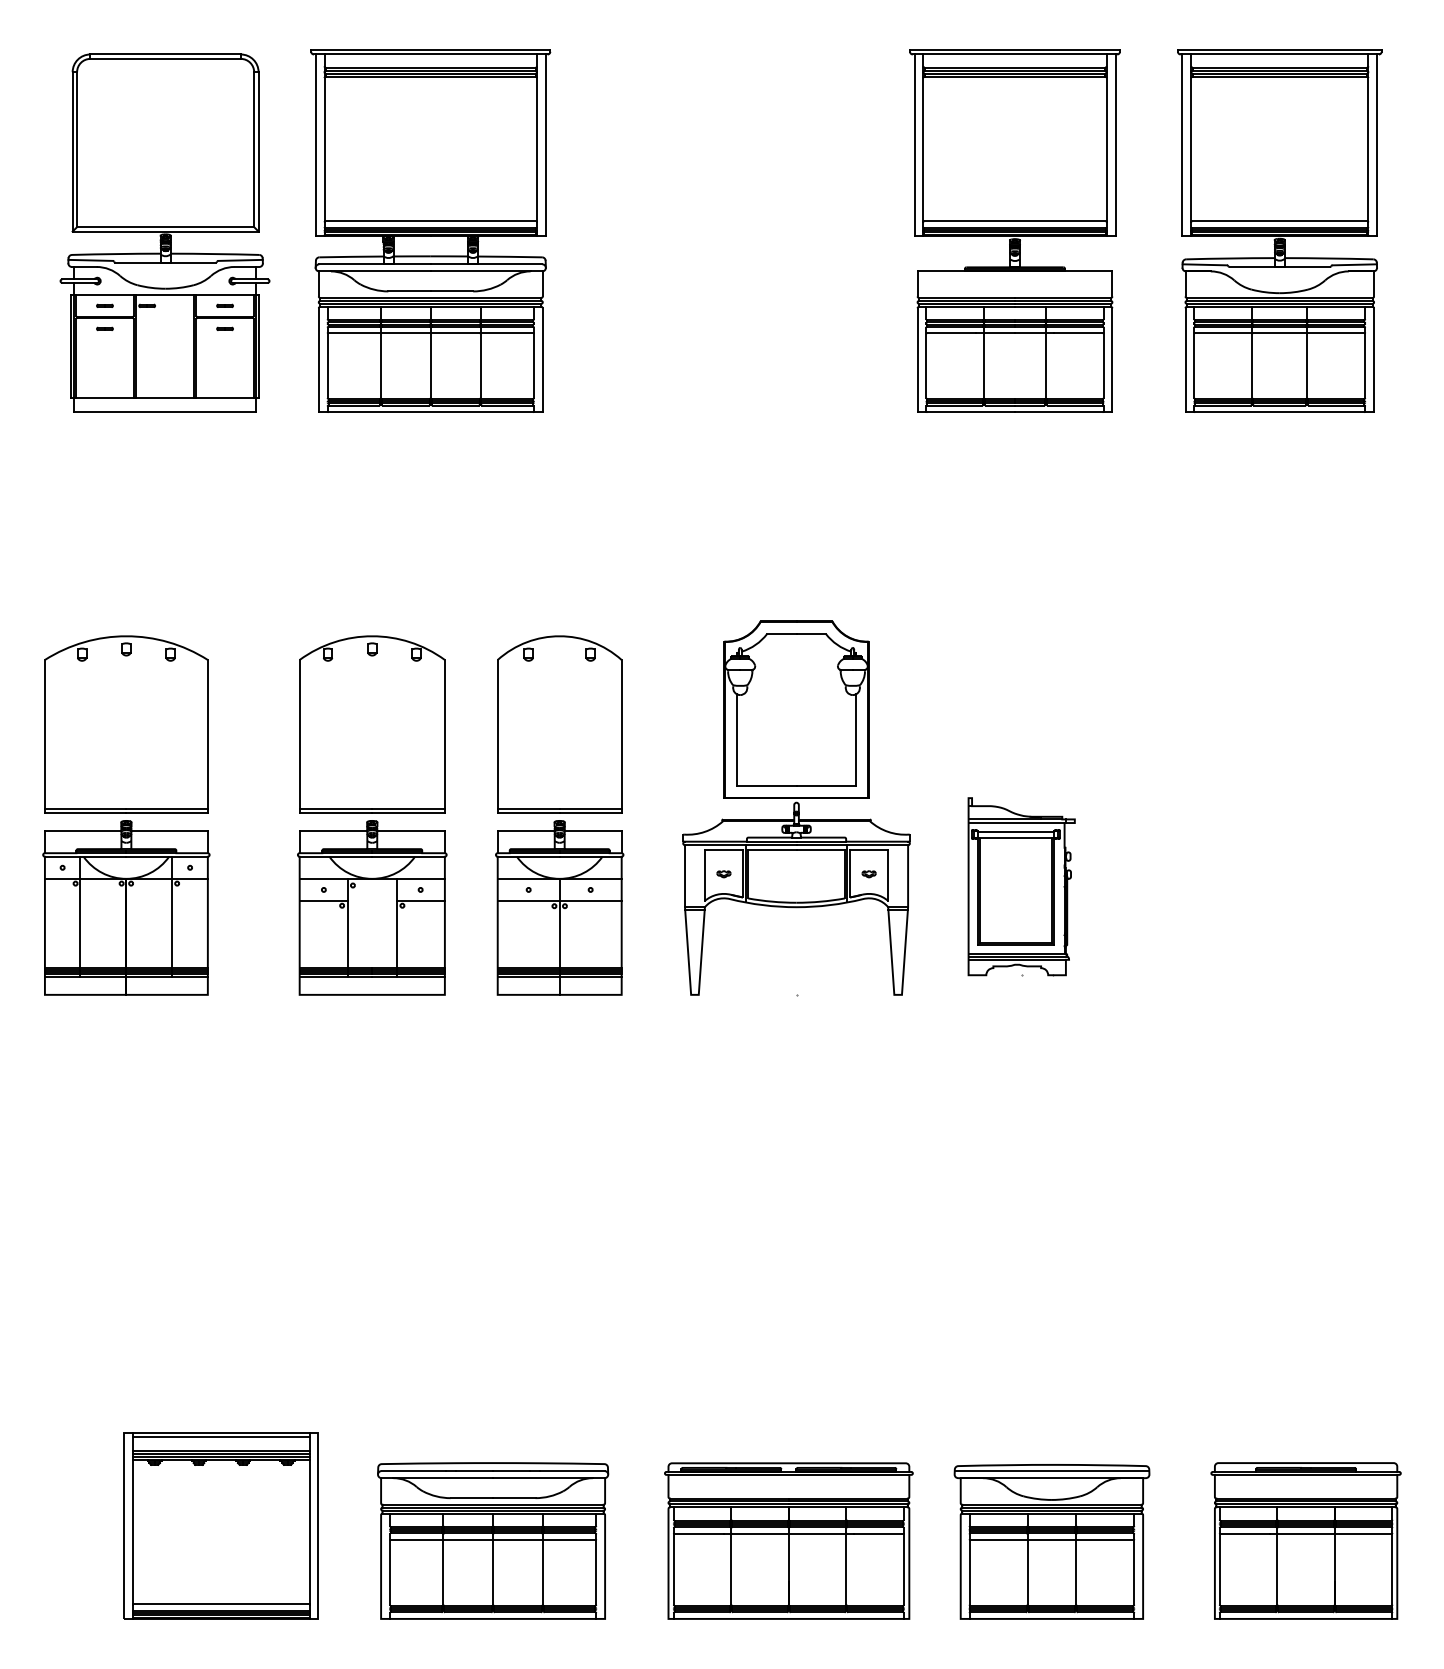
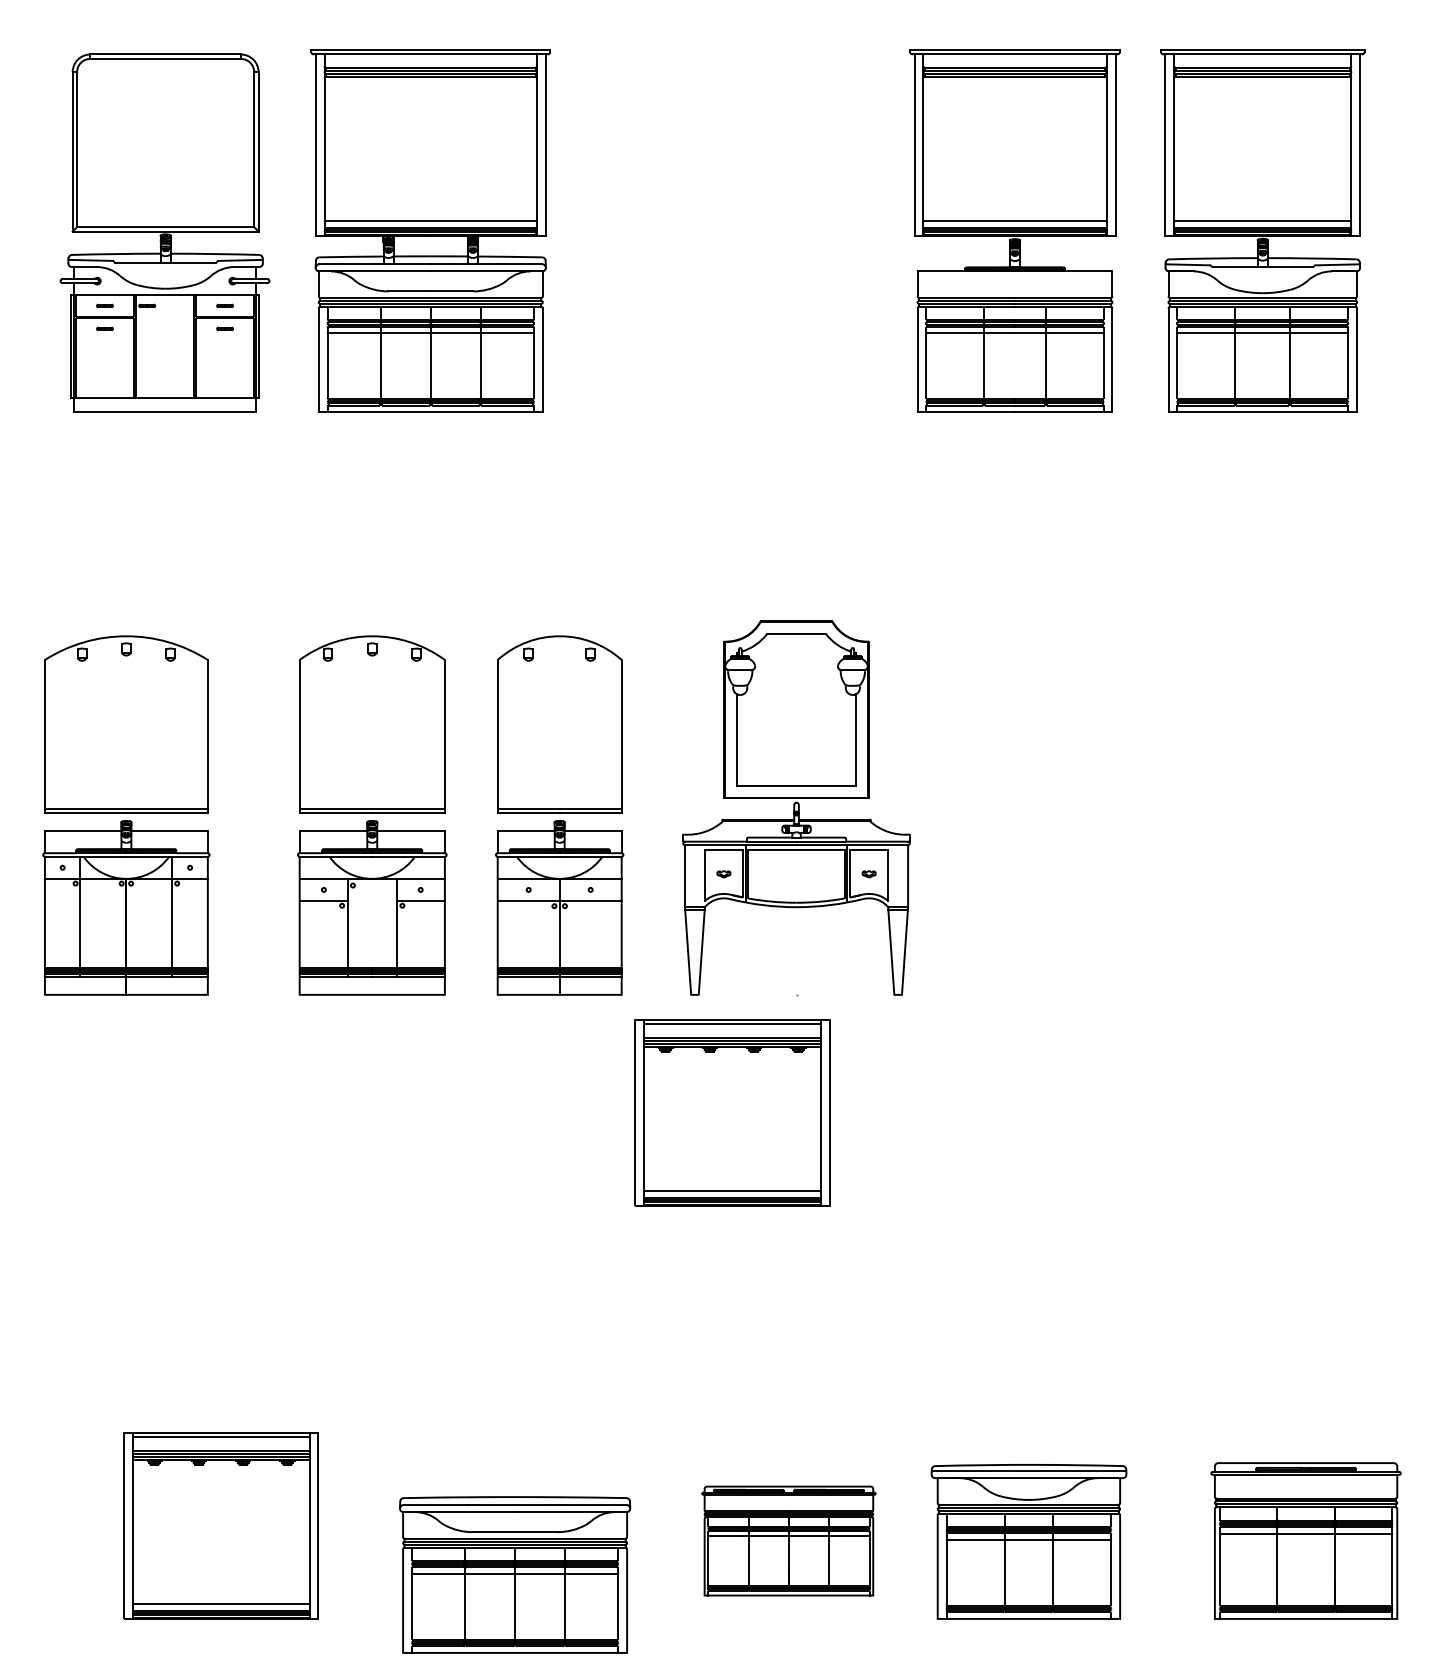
part position: (1279, 230) -> (1262, 230) (1262, 230)
part: present -> none (1021, 886)
part: none -> present (731, 1112)
part position: (493, 1540) -> (515, 1574) (515, 1574)
part size: 250x158 px -> 176x112 px (788, 1540)
part position: (1051, 1541) -> (1028, 1541) (1028, 1541)
